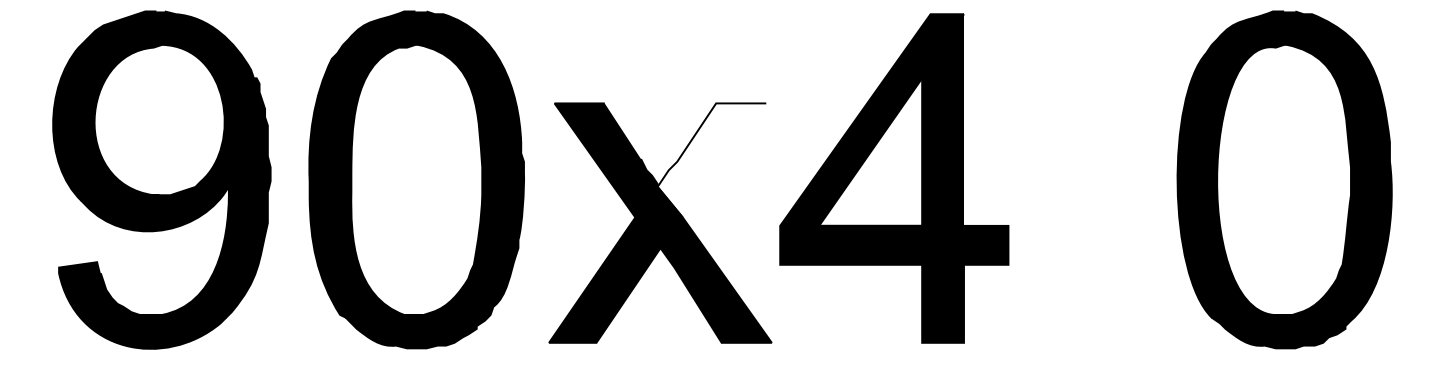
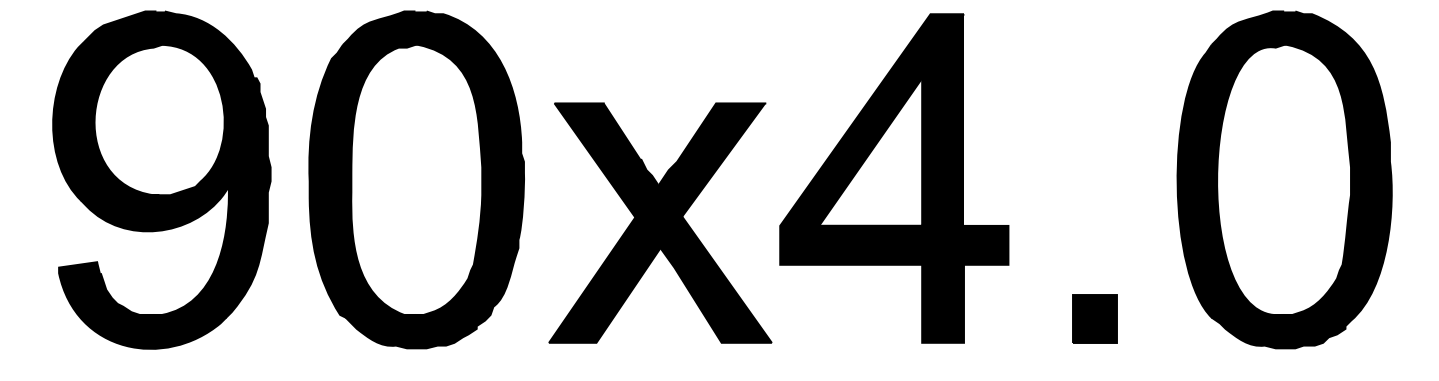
fill: none -> present (711, 160)
part: none -> present (1094, 318)
